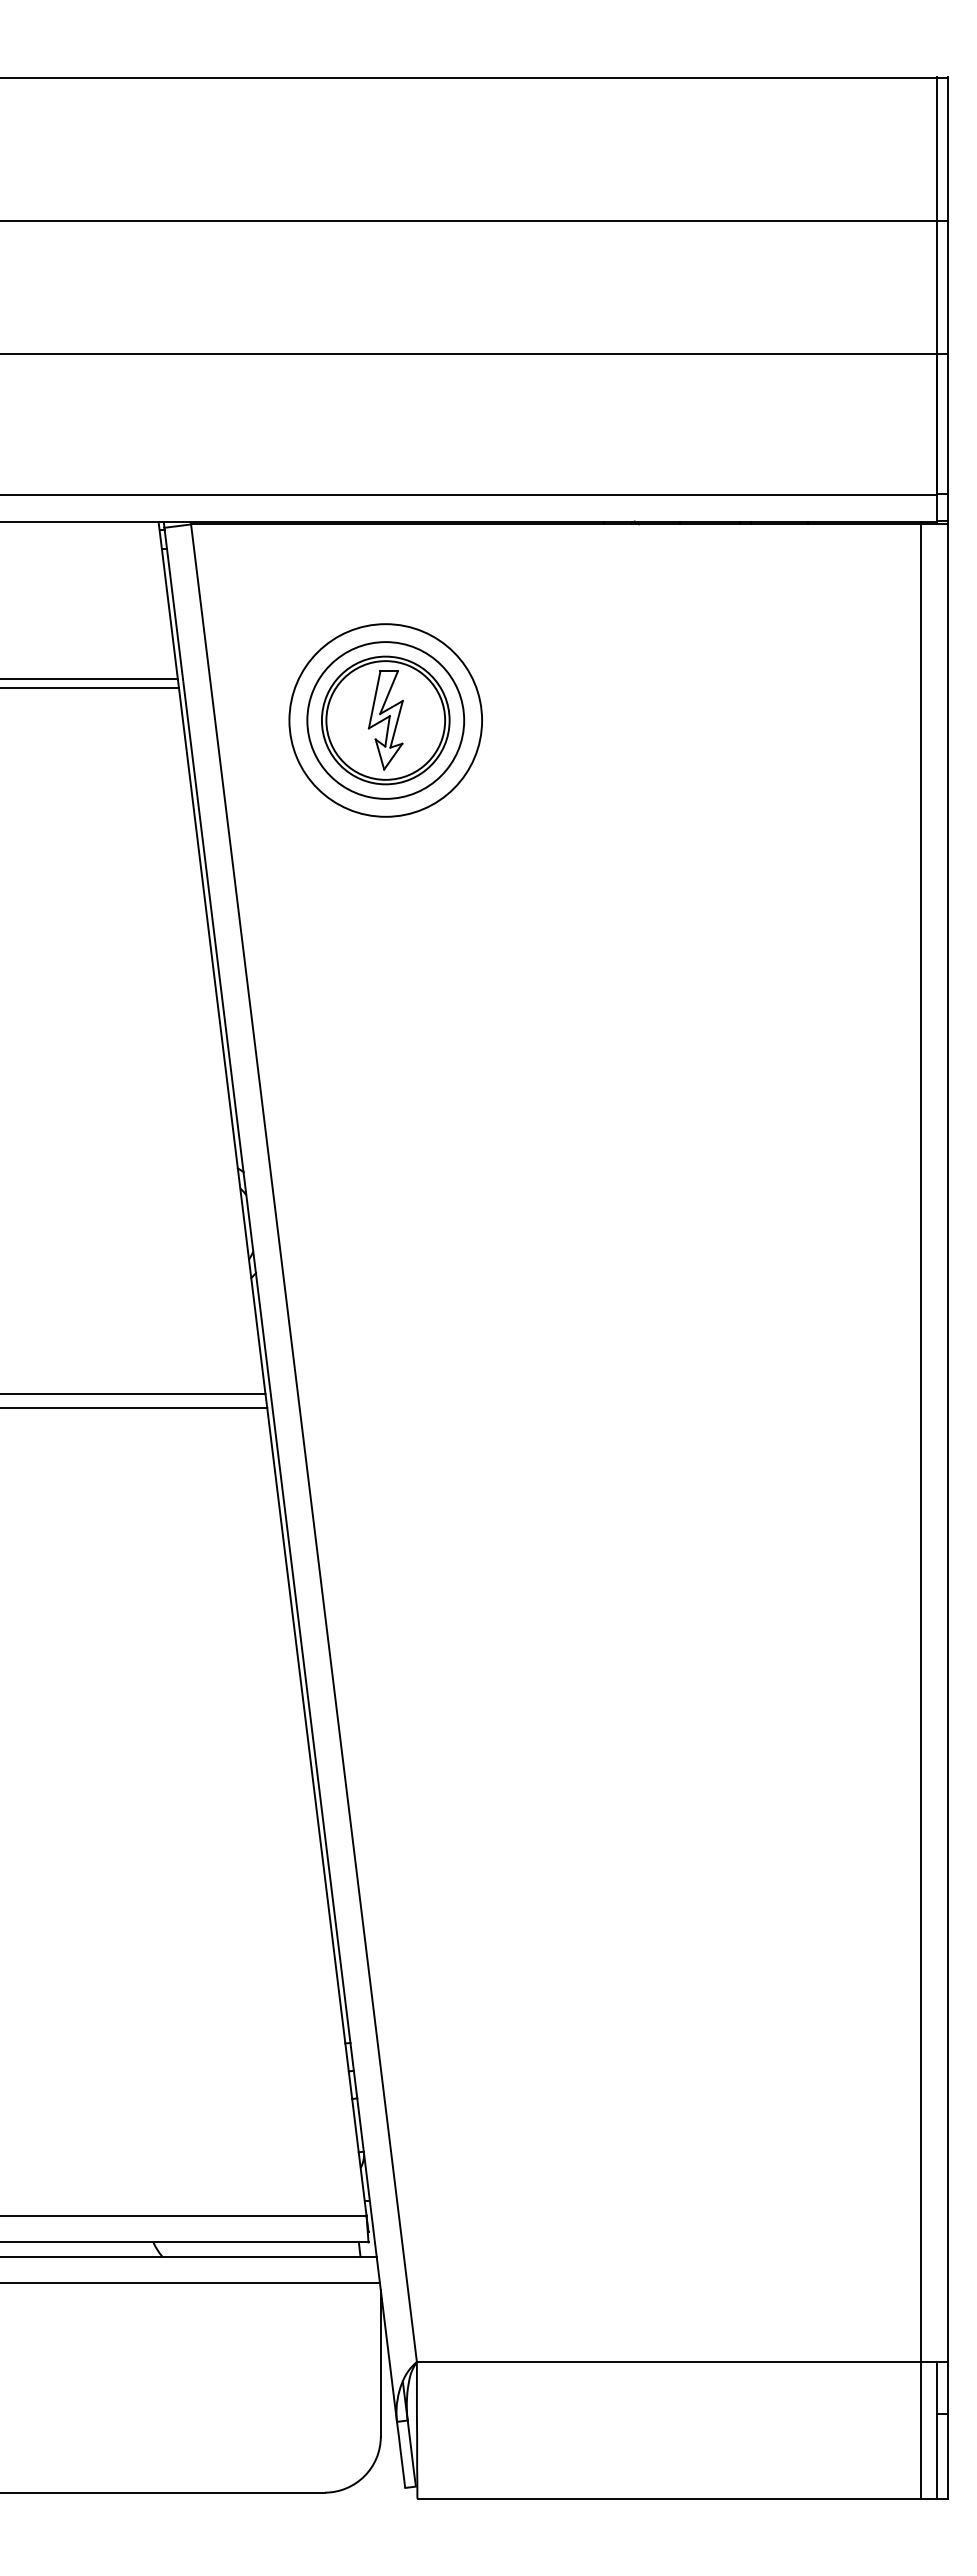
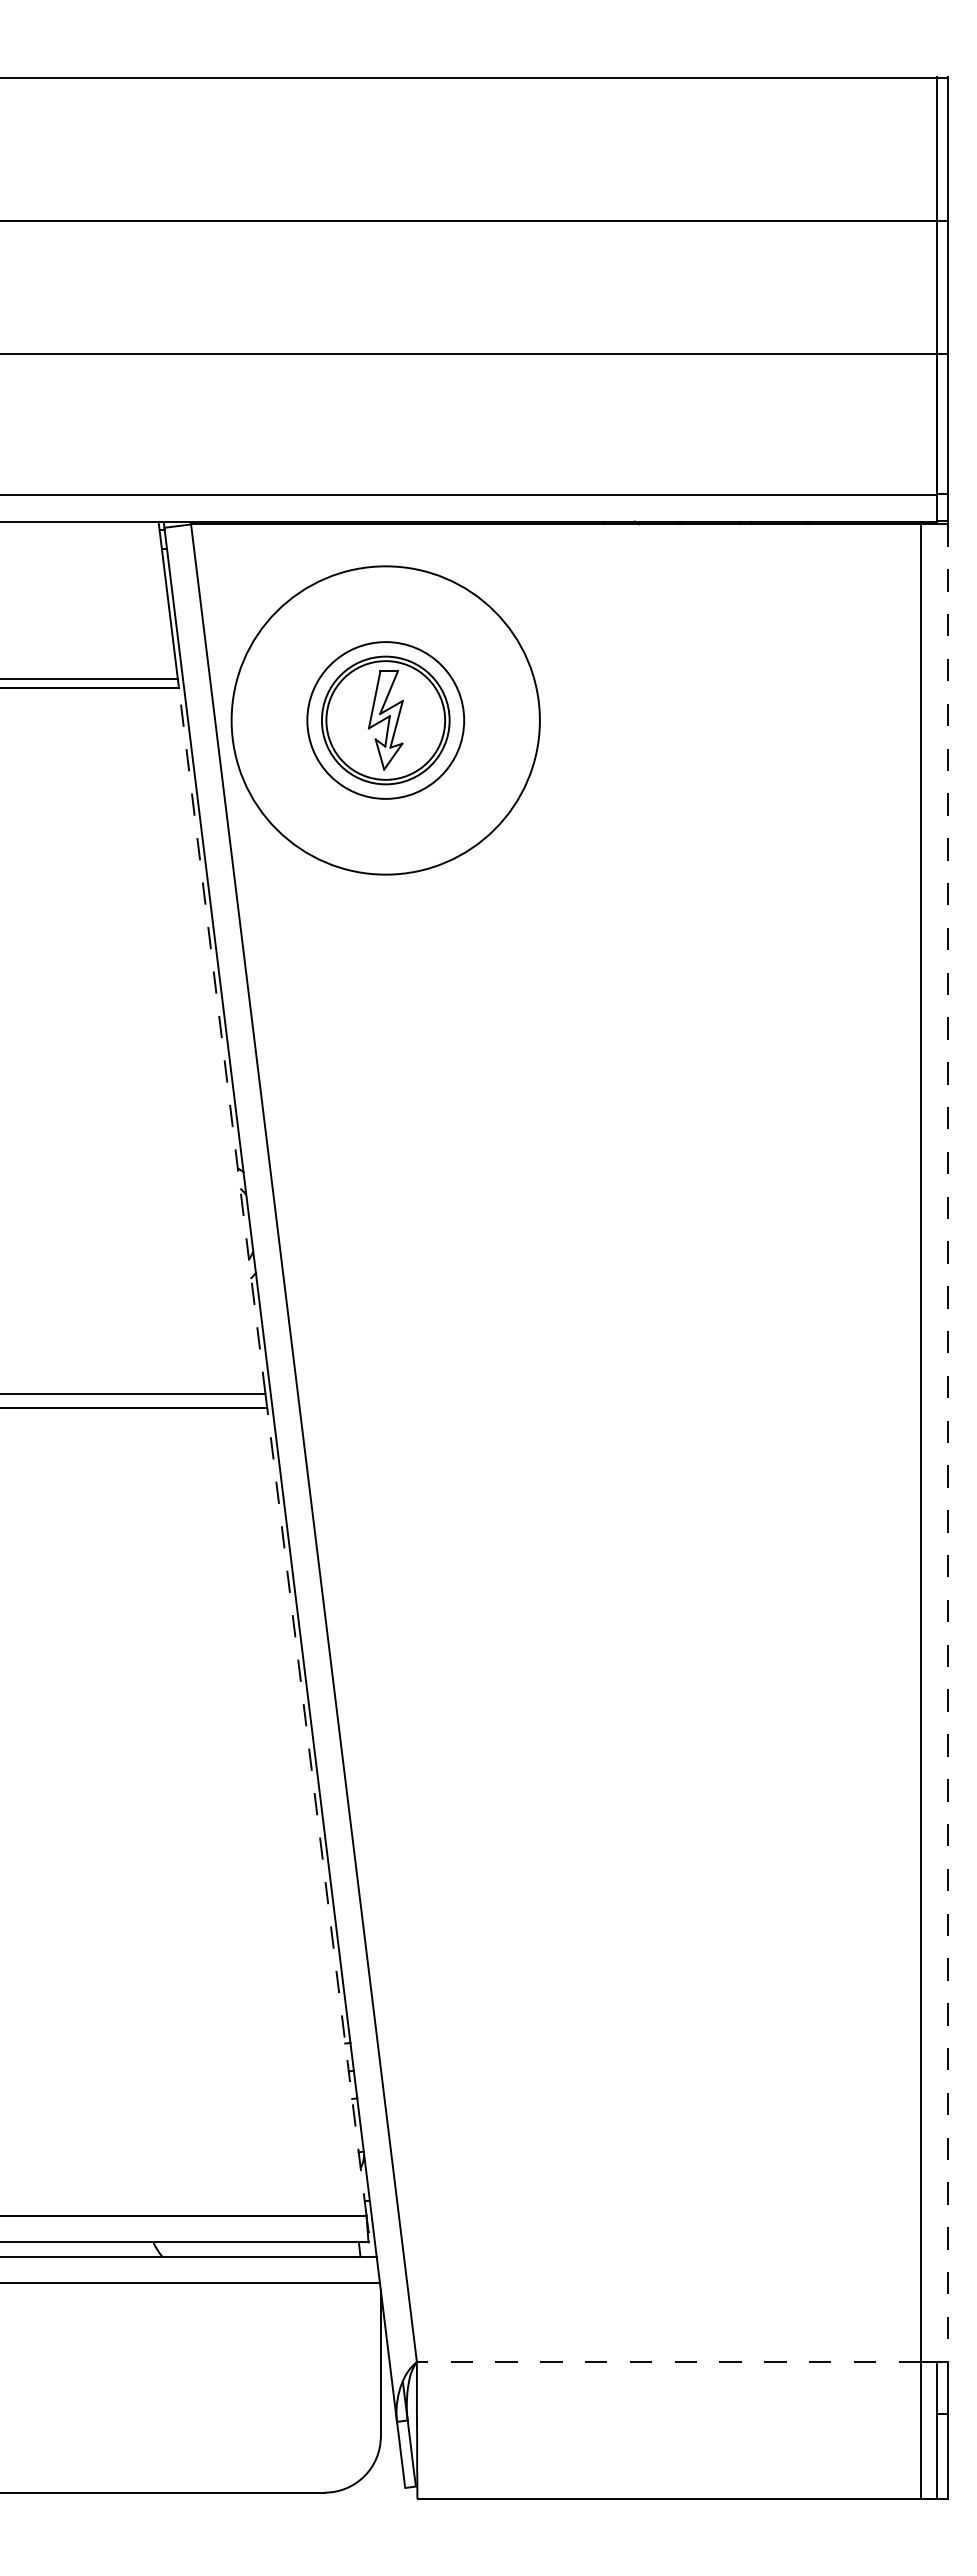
circle diameter: 193 px -> 308 px (385, 720)
line: solid -> dashed (222, 1040)
line: solid -> dashed (947, 1443)
line: solid -> dashed (316, 1811)
line: solid -> dashed (668, 2362)
